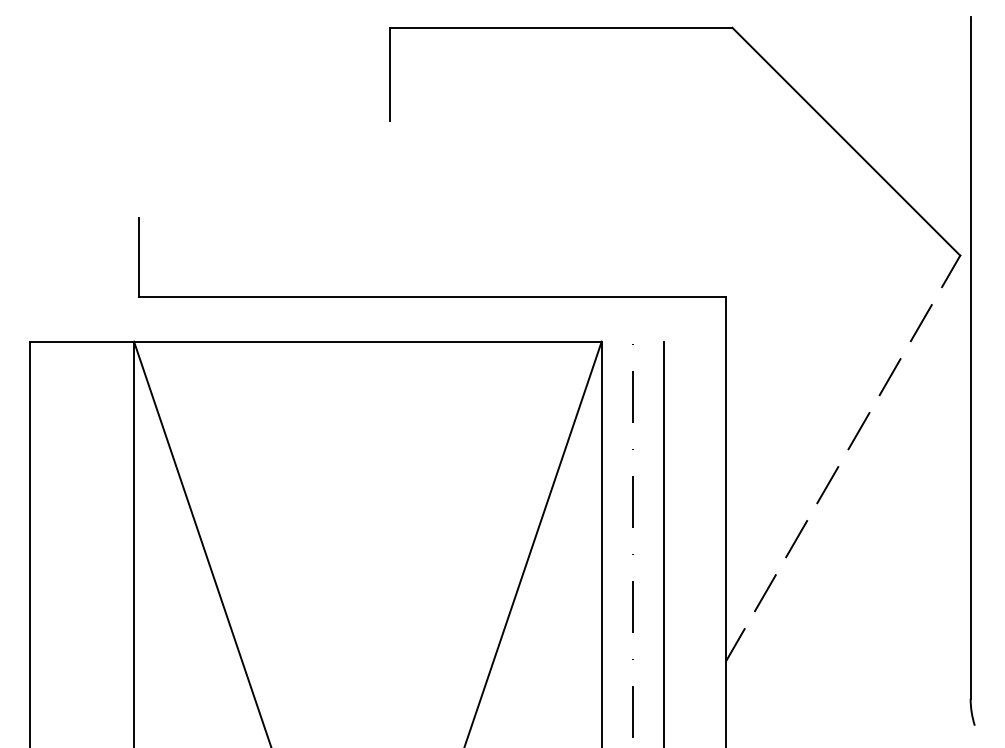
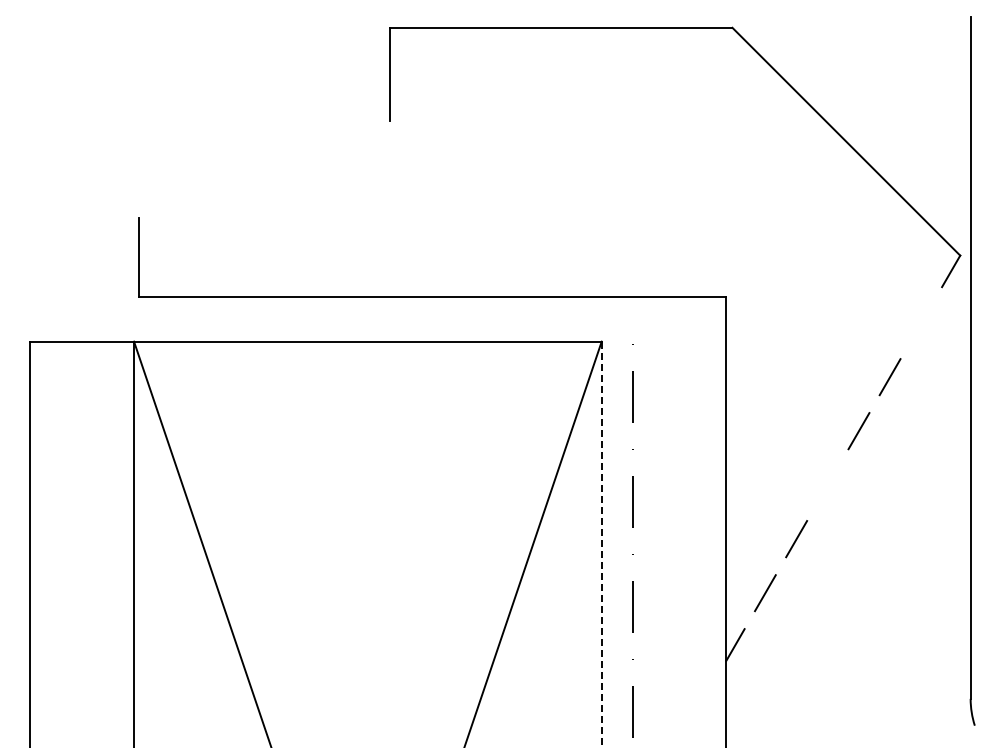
line: present -> none (920, 323)
line: present -> none (827, 485)
line: present -> none (664, 542)
line: solid -> dashed (601, 544)
